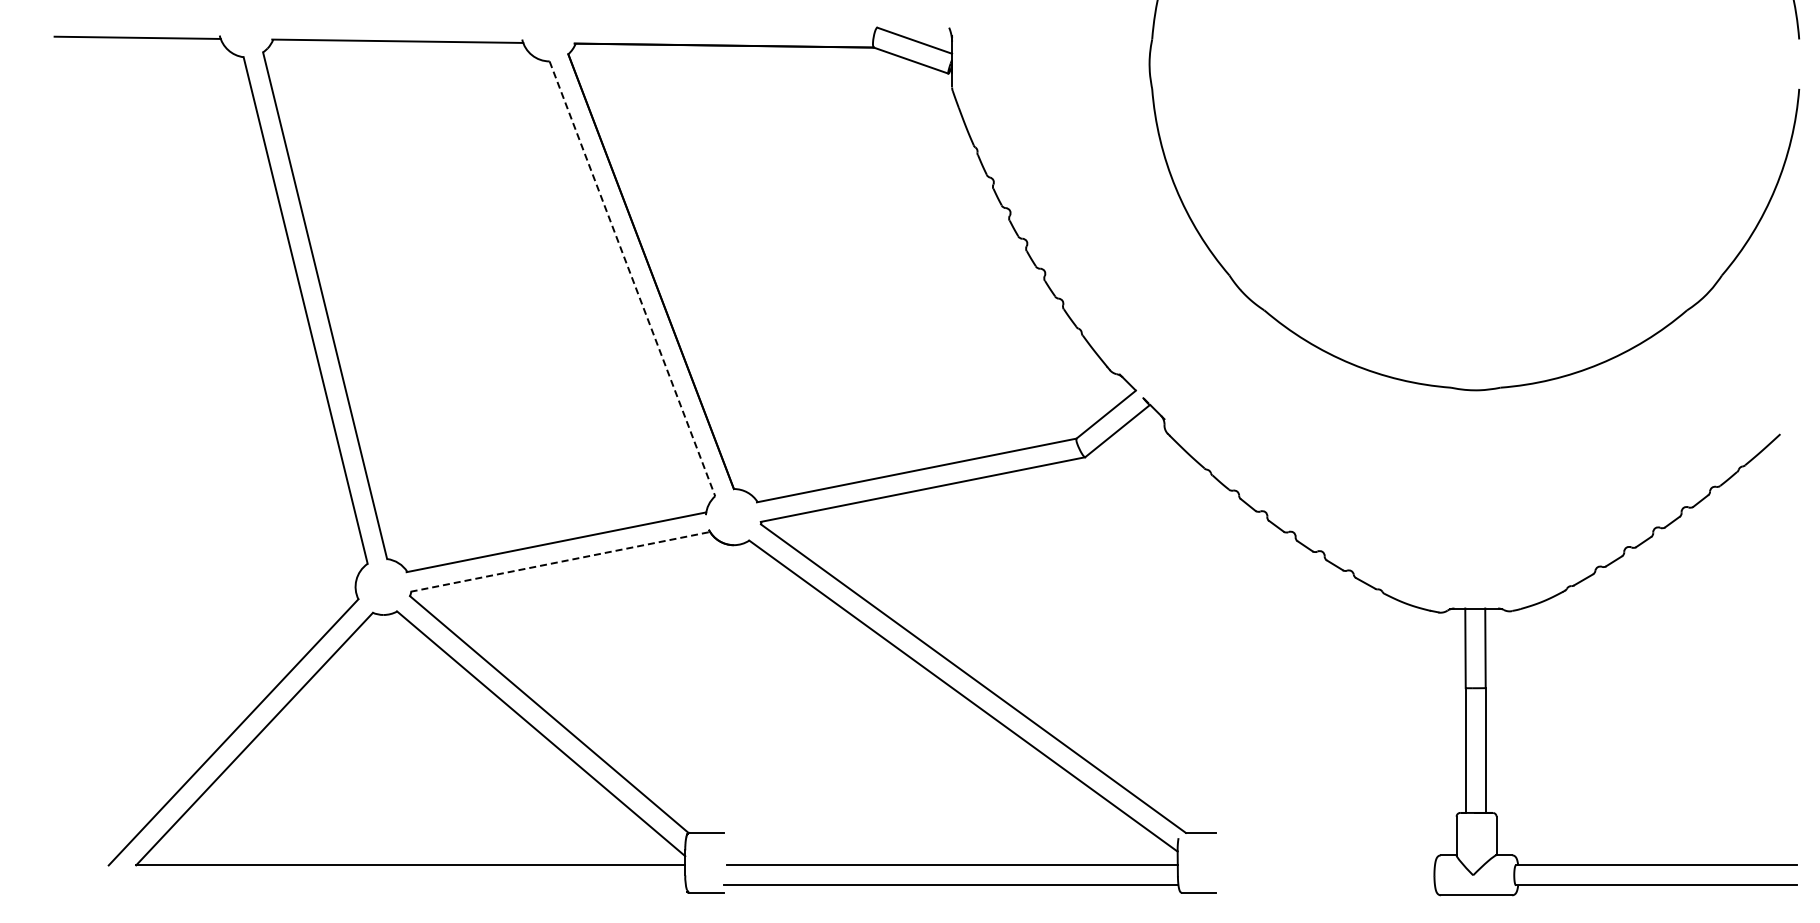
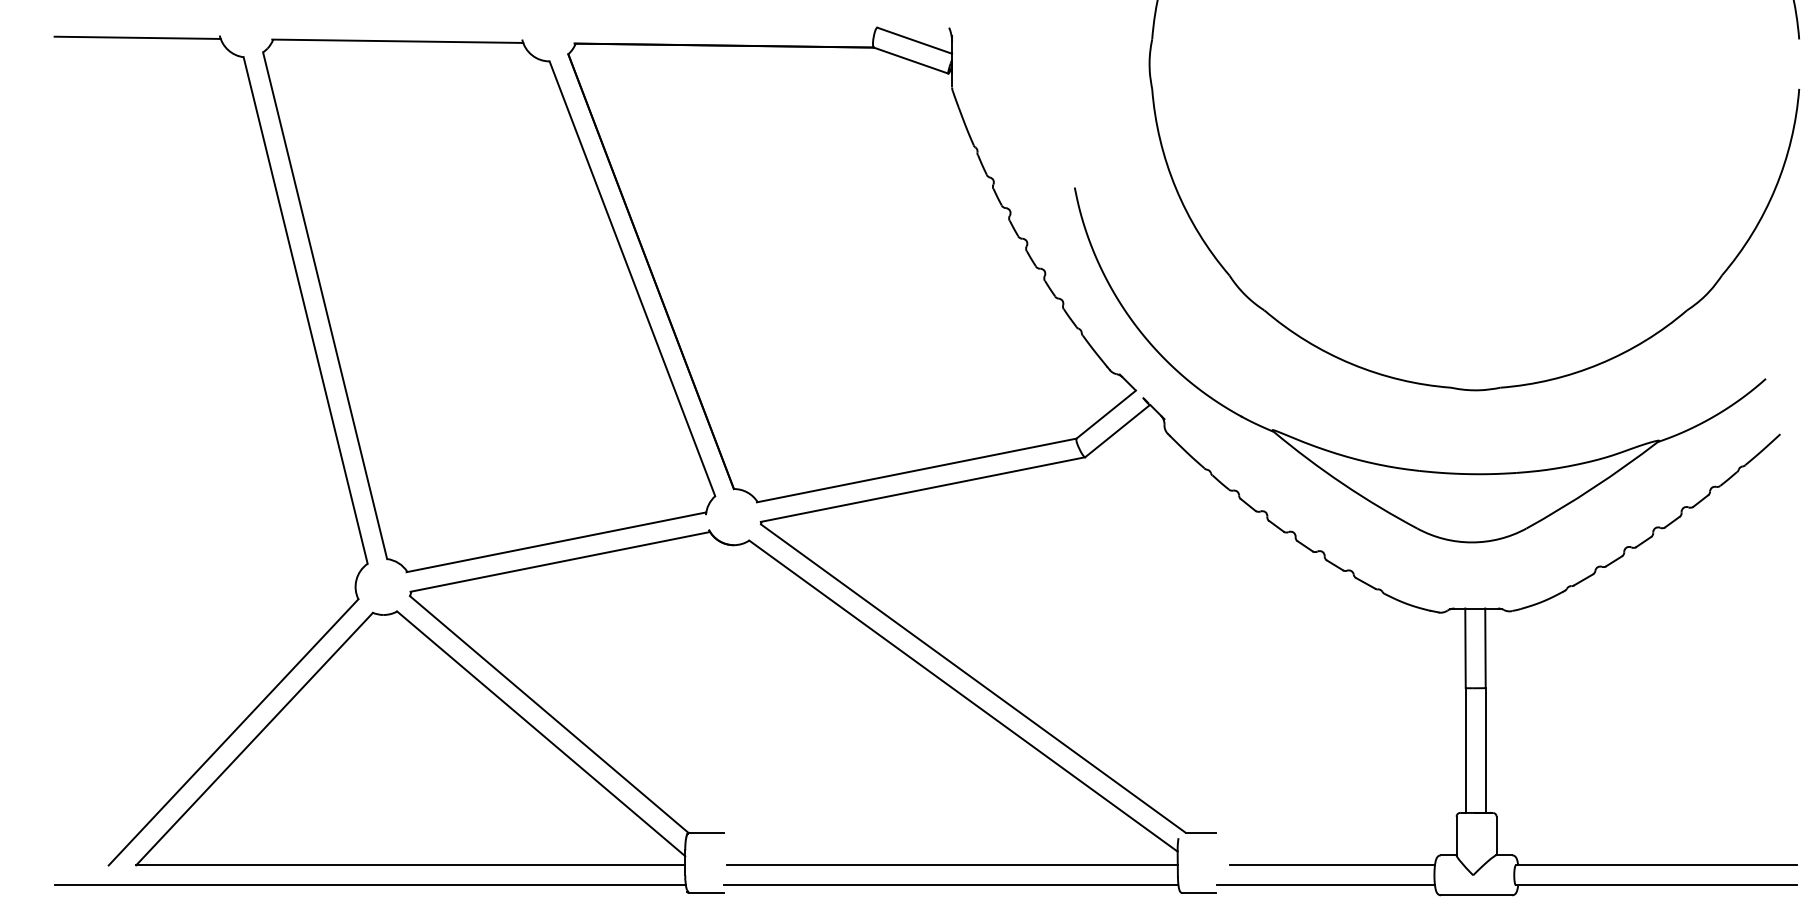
line: dashed -> solid (632, 278)
part: none -> present (1410, 468)
line: dashed -> solid (560, 561)
line: none -> present (1332, 865)
line: none -> present (369, 885)
line: none -> present (1325, 885)
